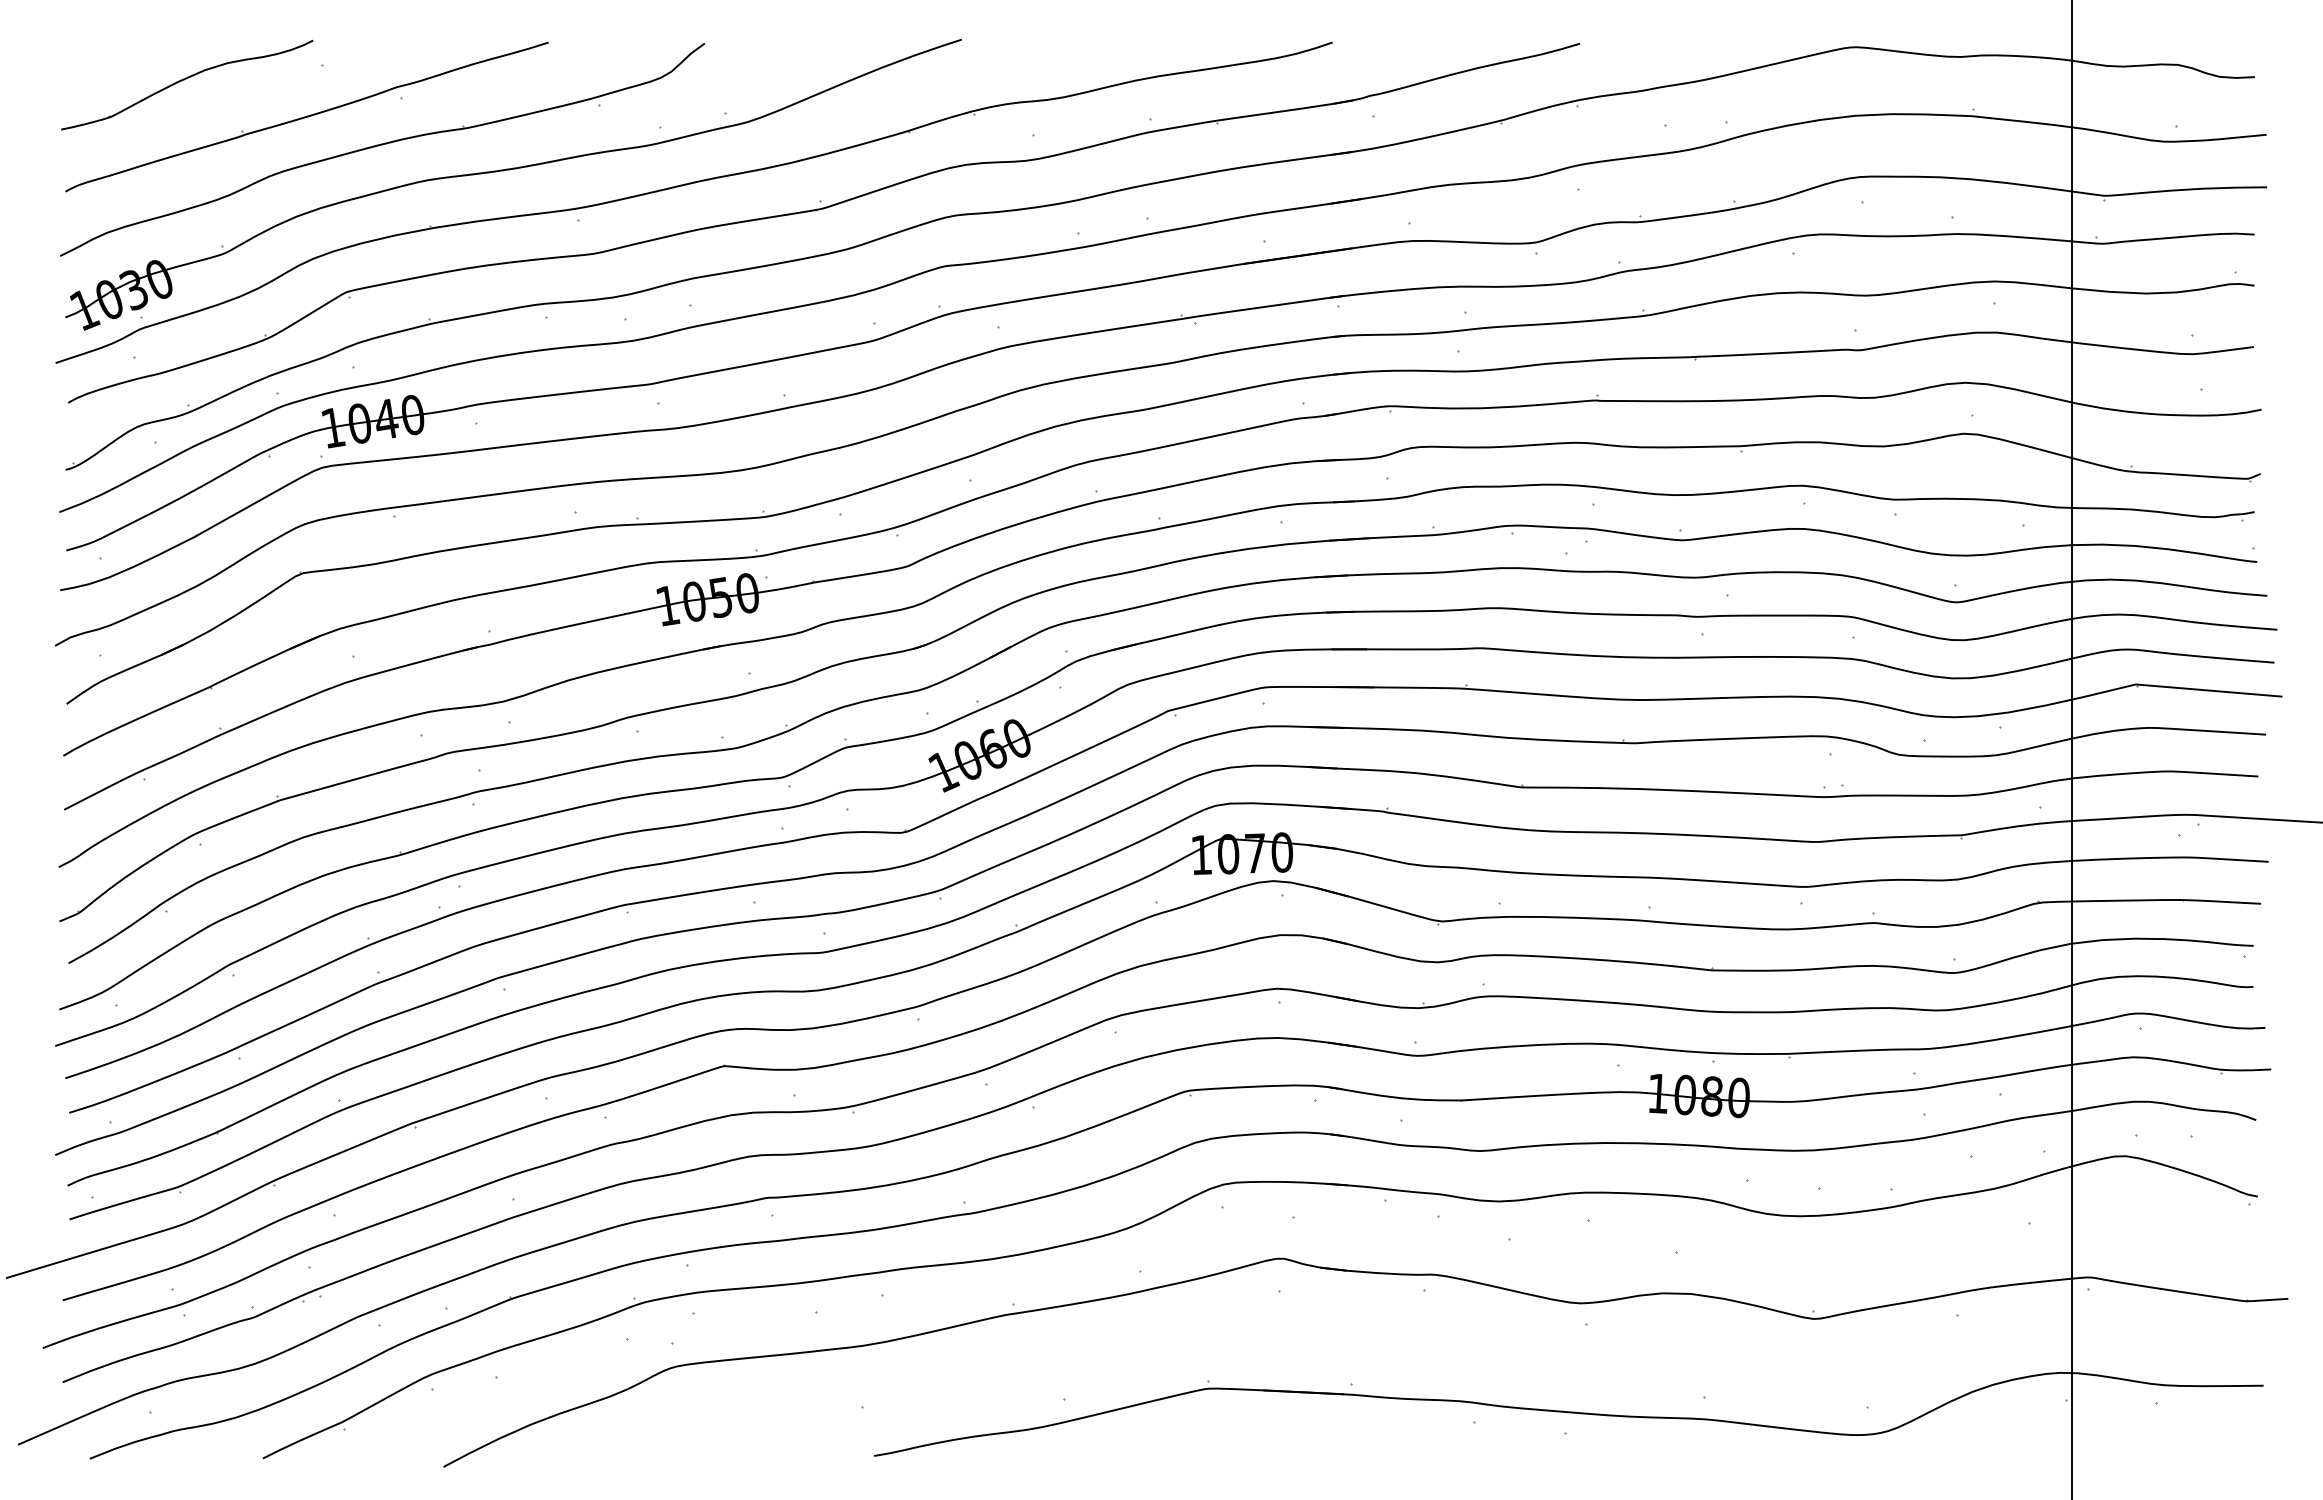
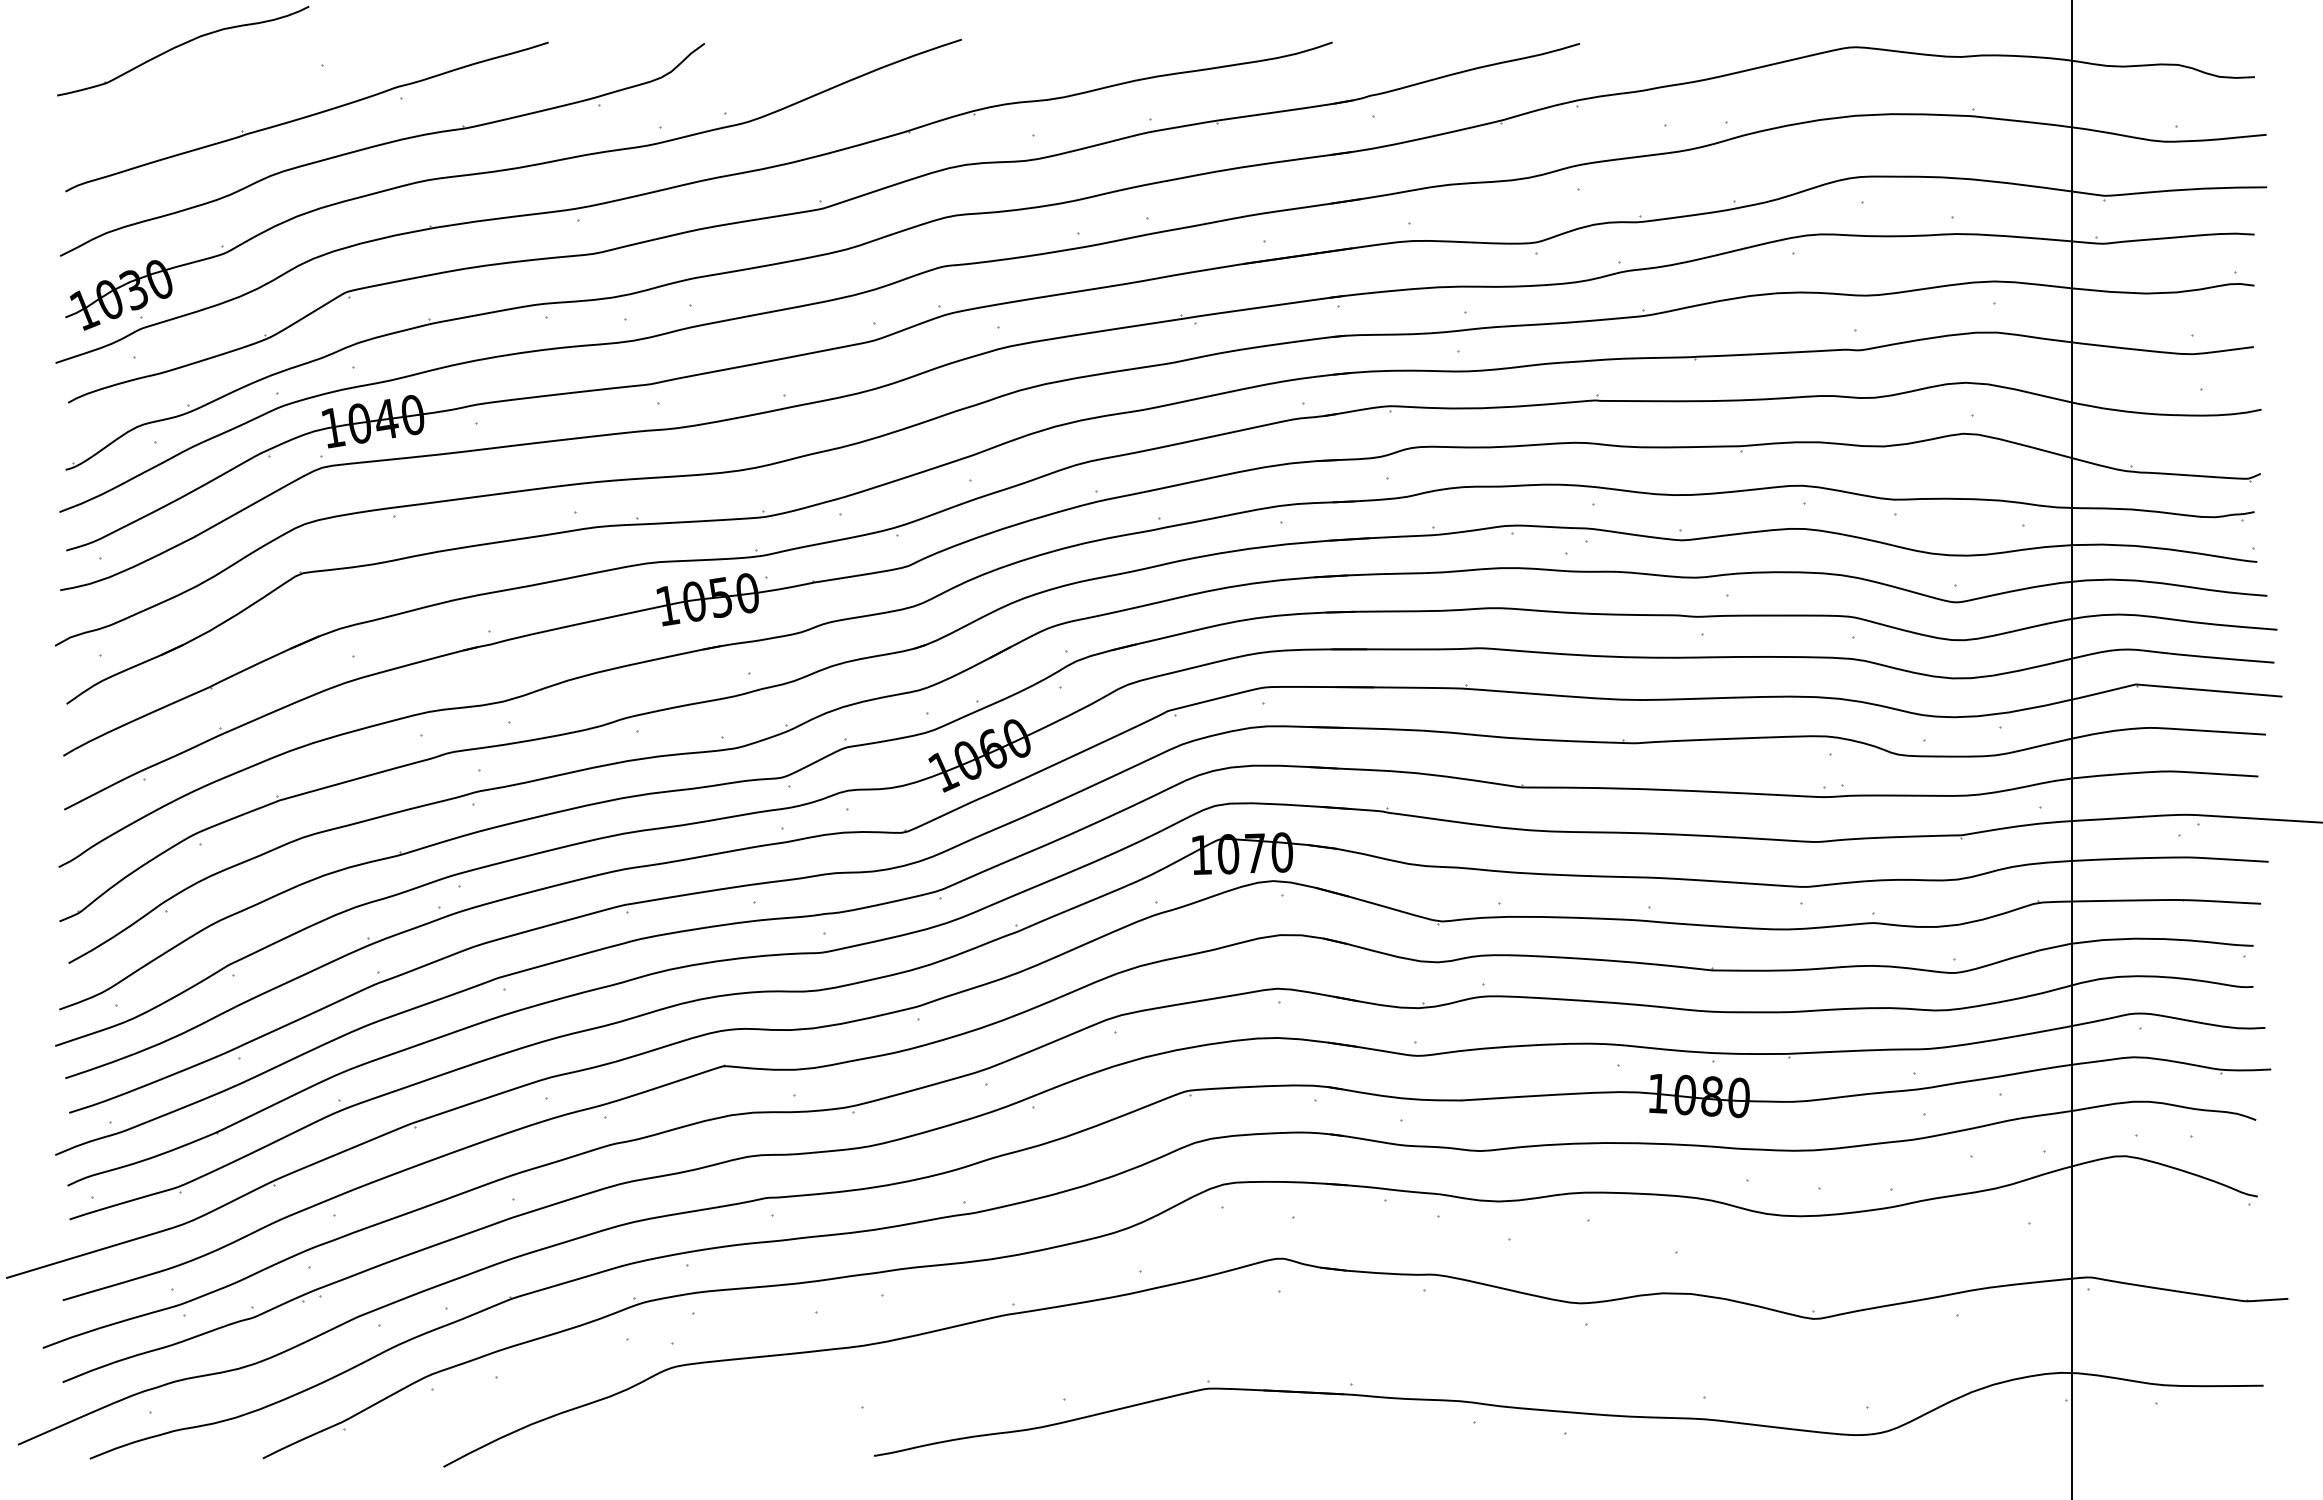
part position: (187, 84) -> (183, 50) (183, 50)
